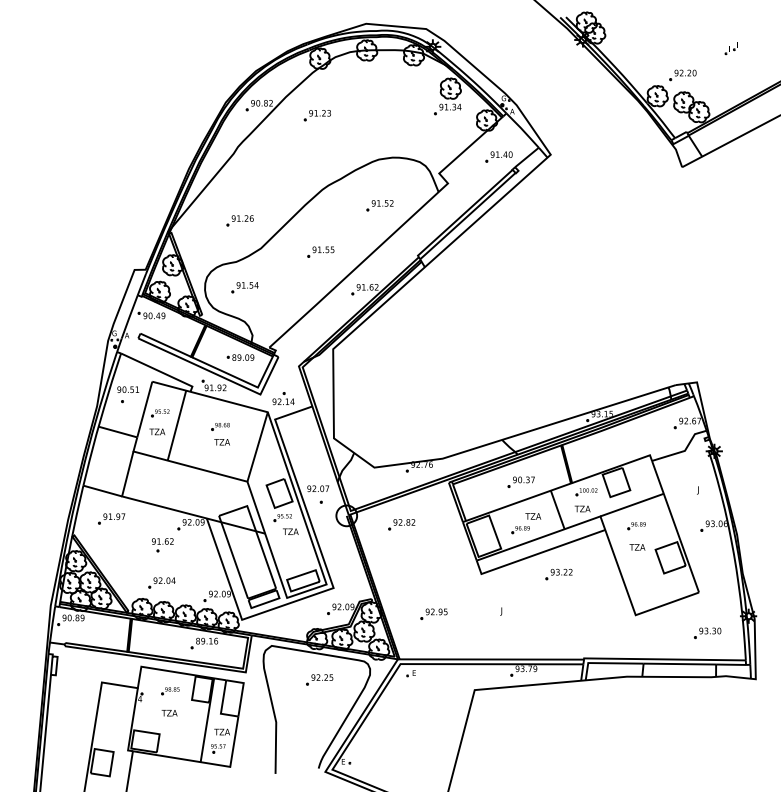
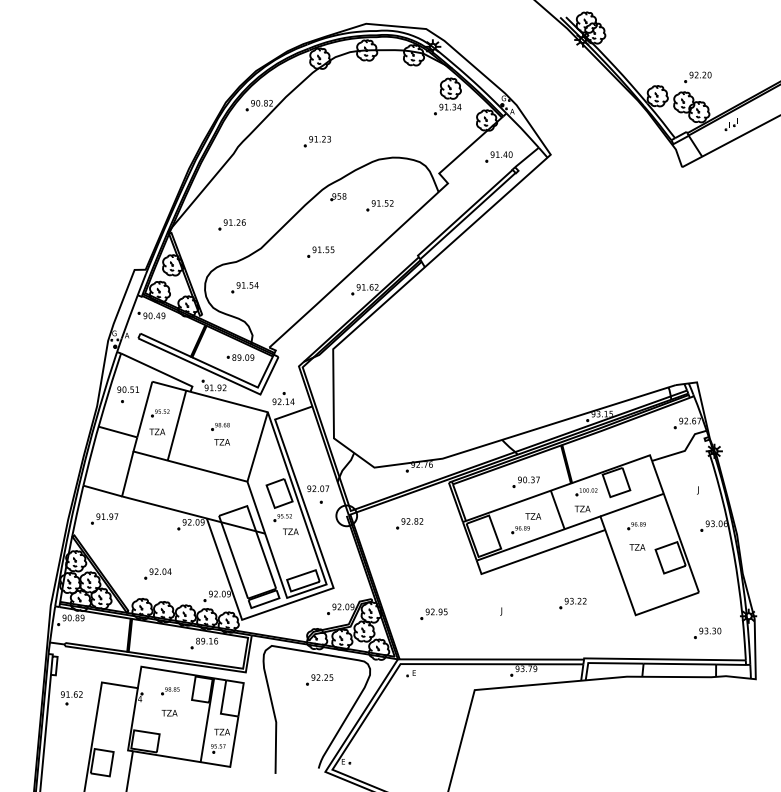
part position: (730, 48) -> (730, 124) (730, 124)
part position: (682, 75) -> (697, 77) (697, 77)
part position: (316, 115) -> (316, 141) (316, 141)
part: none -> present (338, 197)
part position: (239, 220) -> (231, 224) (231, 224)
part position: (520, 481) -> (525, 481) (525, 481)
part position: (111, 518) -> (104, 518) (104, 518)
part position: (401, 524) -> (409, 523) (409, 523)
part position: (162, 545) -> (71, 698) (71, 698)
part position: (558, 574) -> (572, 603) (572, 603)
part position: (161, 582) -> (157, 573) (157, 573)
